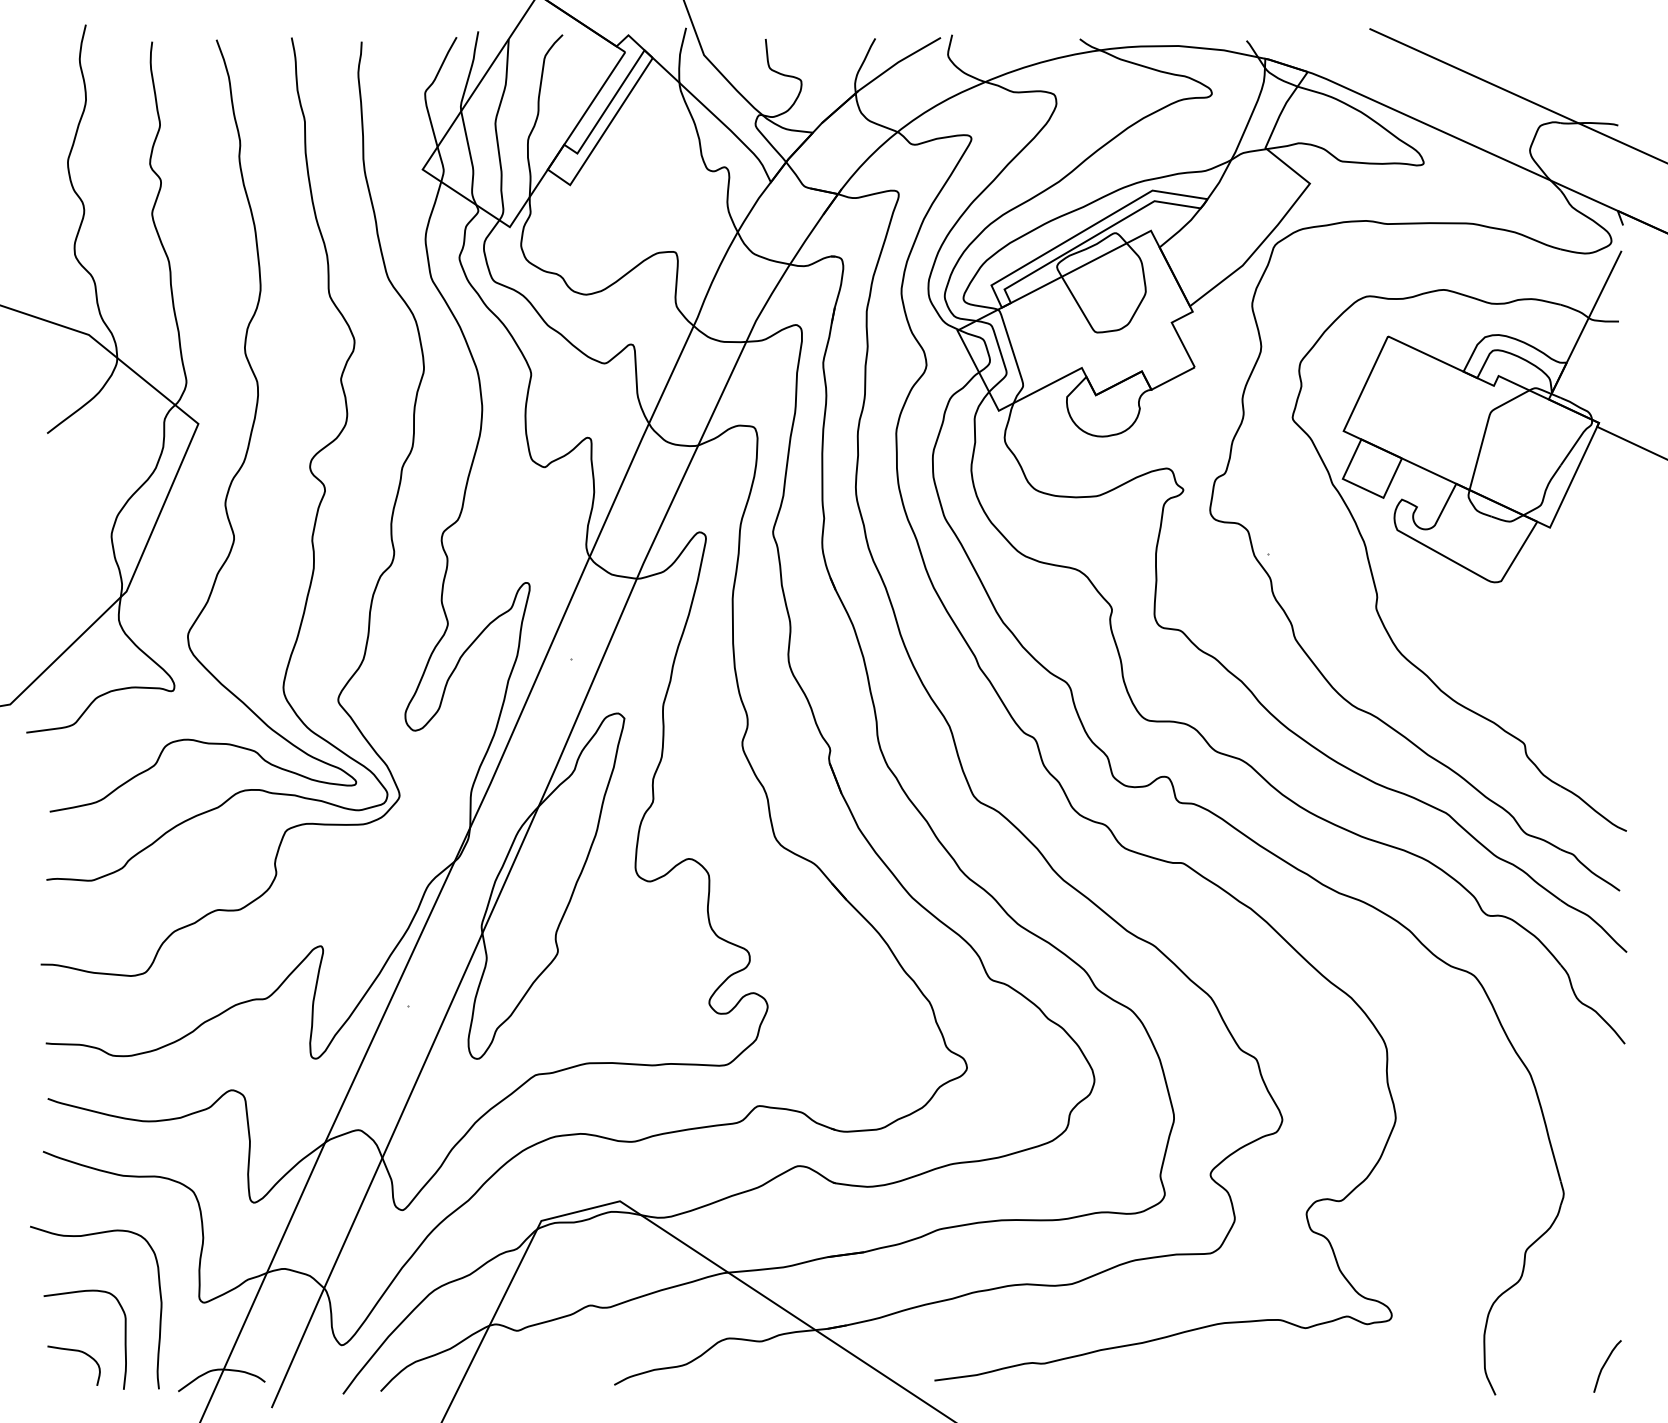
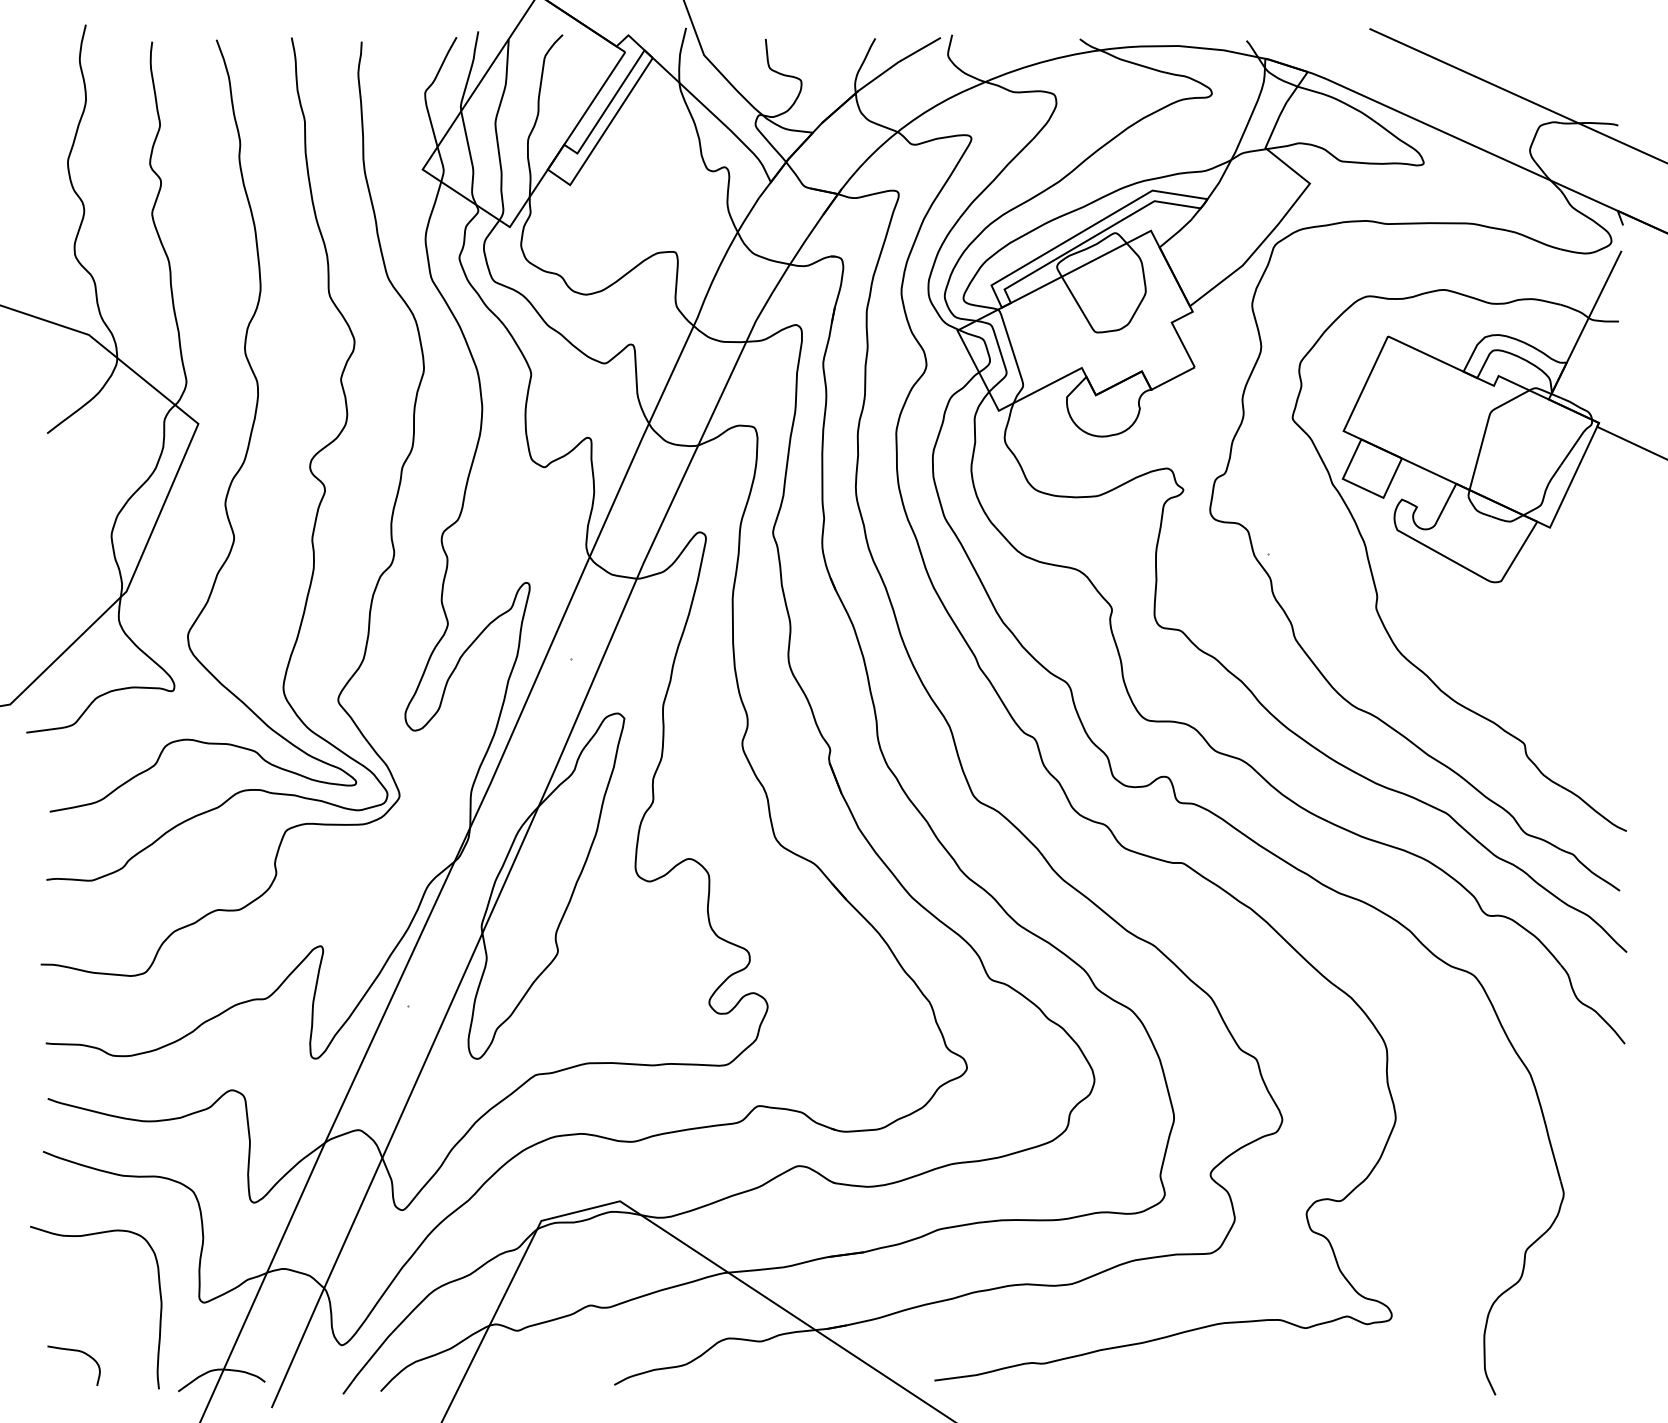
curve: present -> none (124, 1339)
curve: present -> none (1605, 1364)
